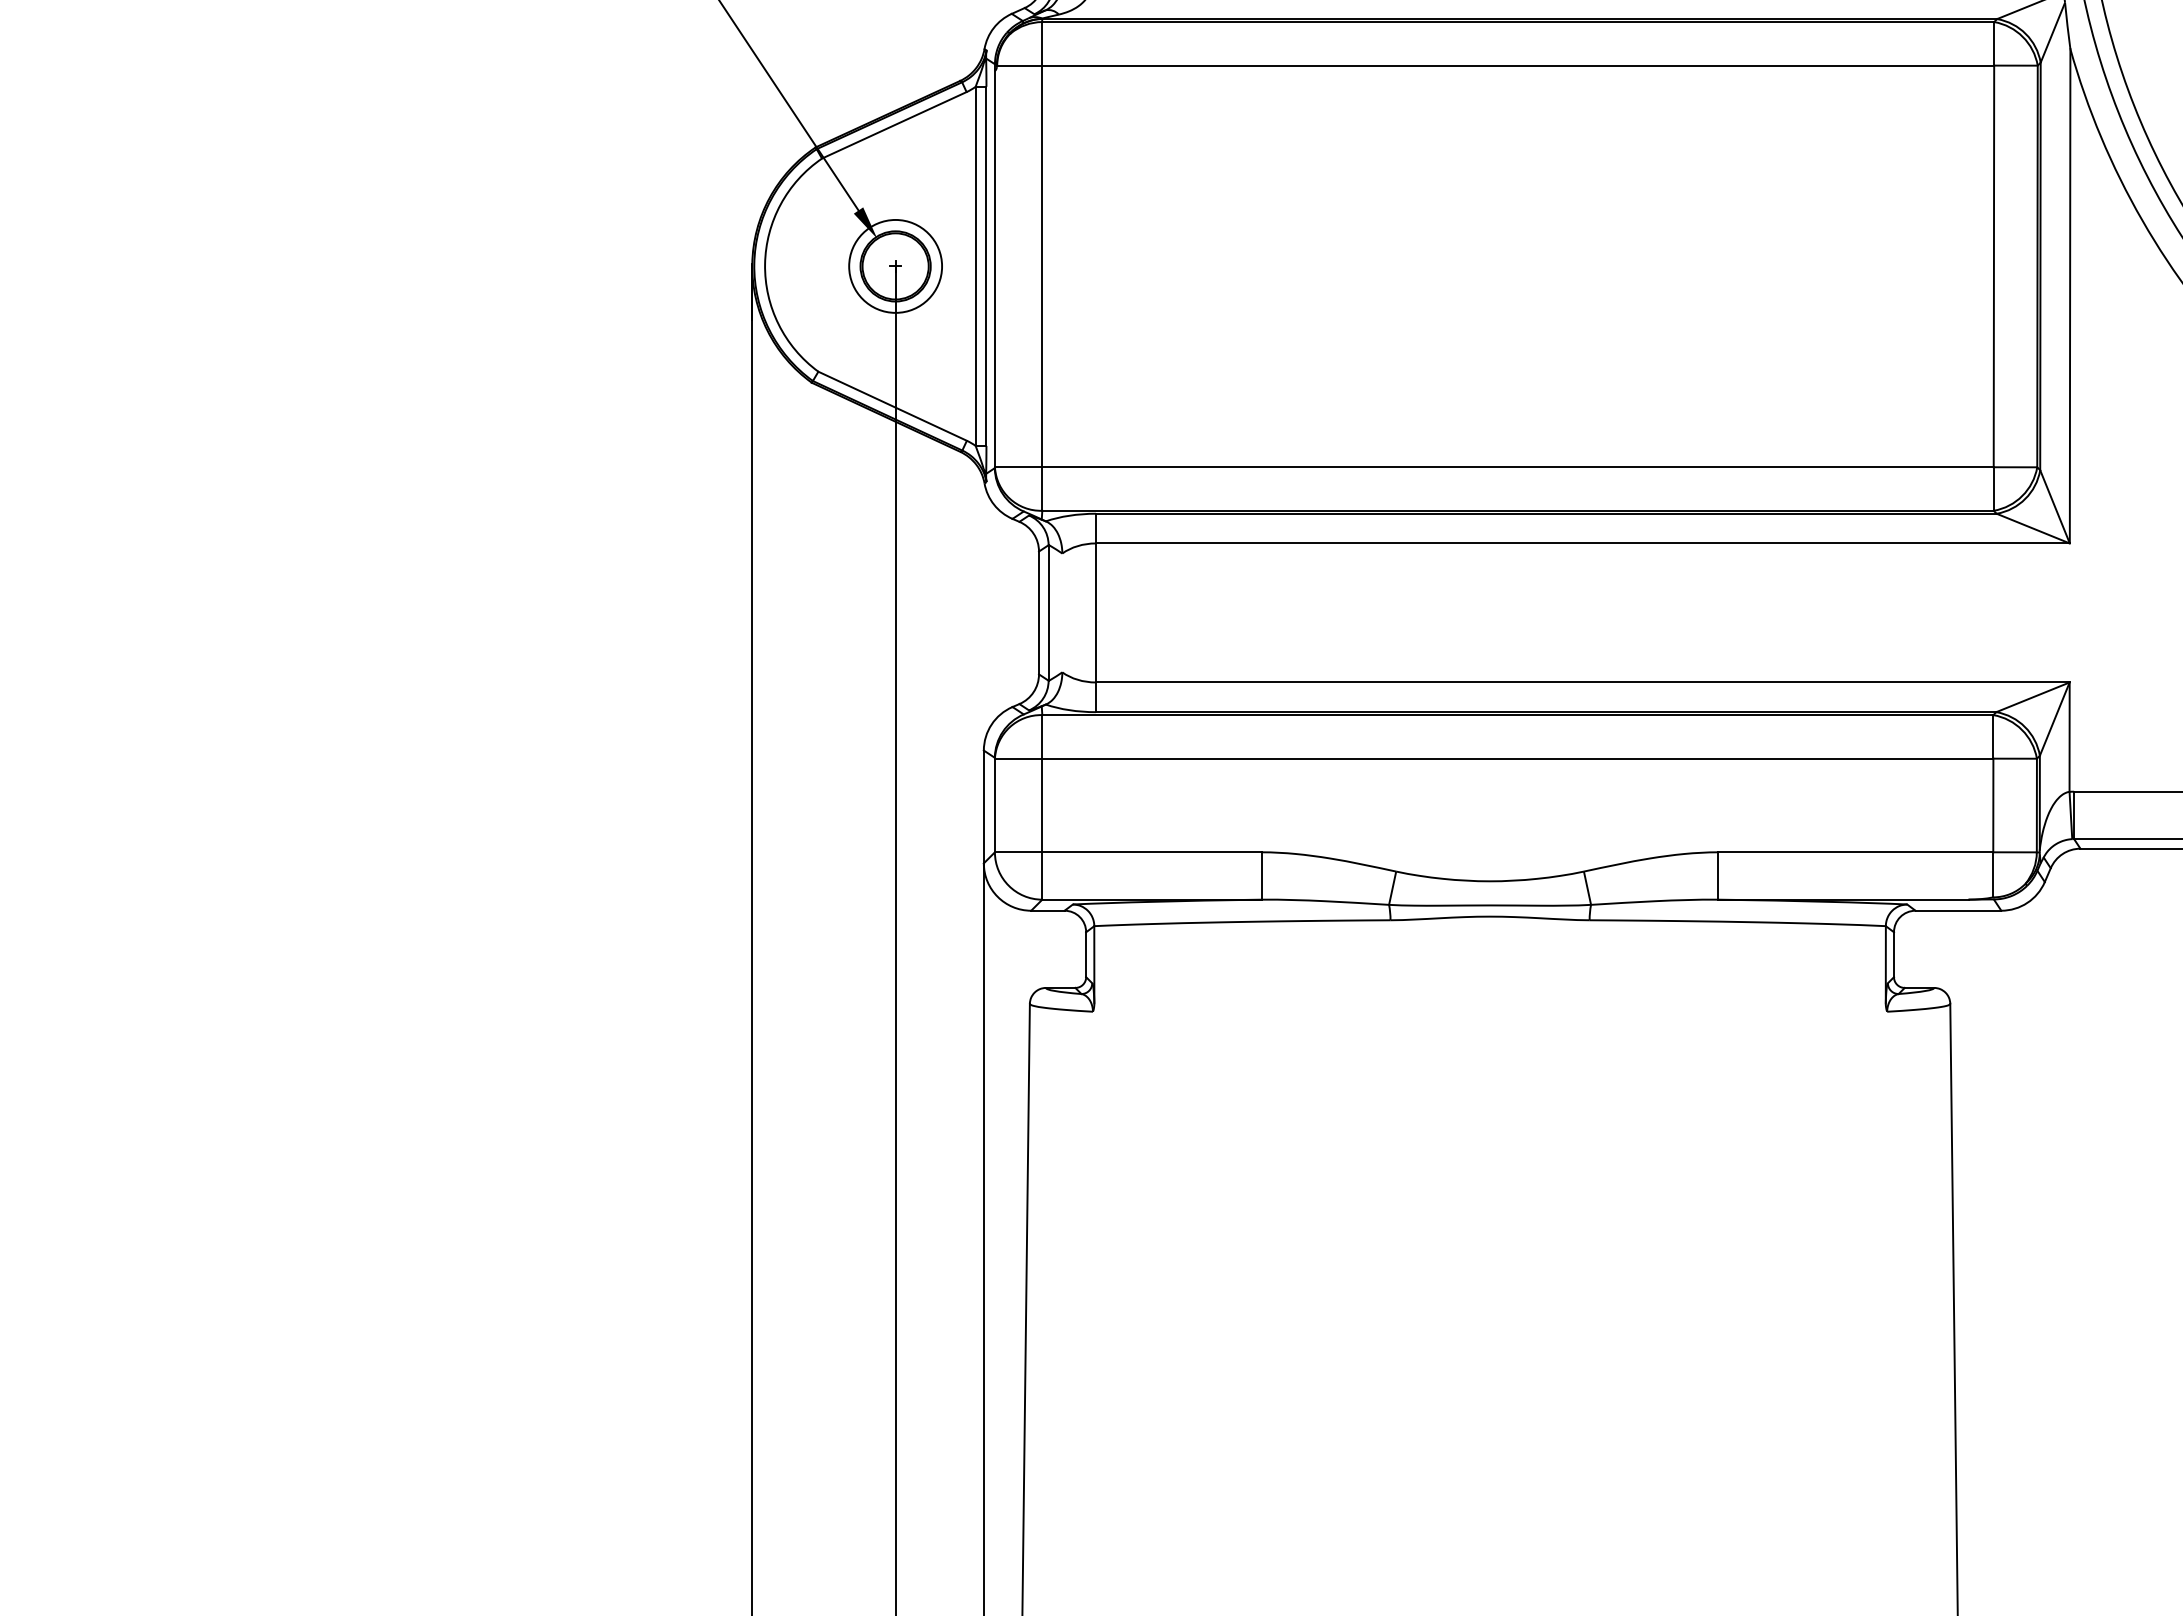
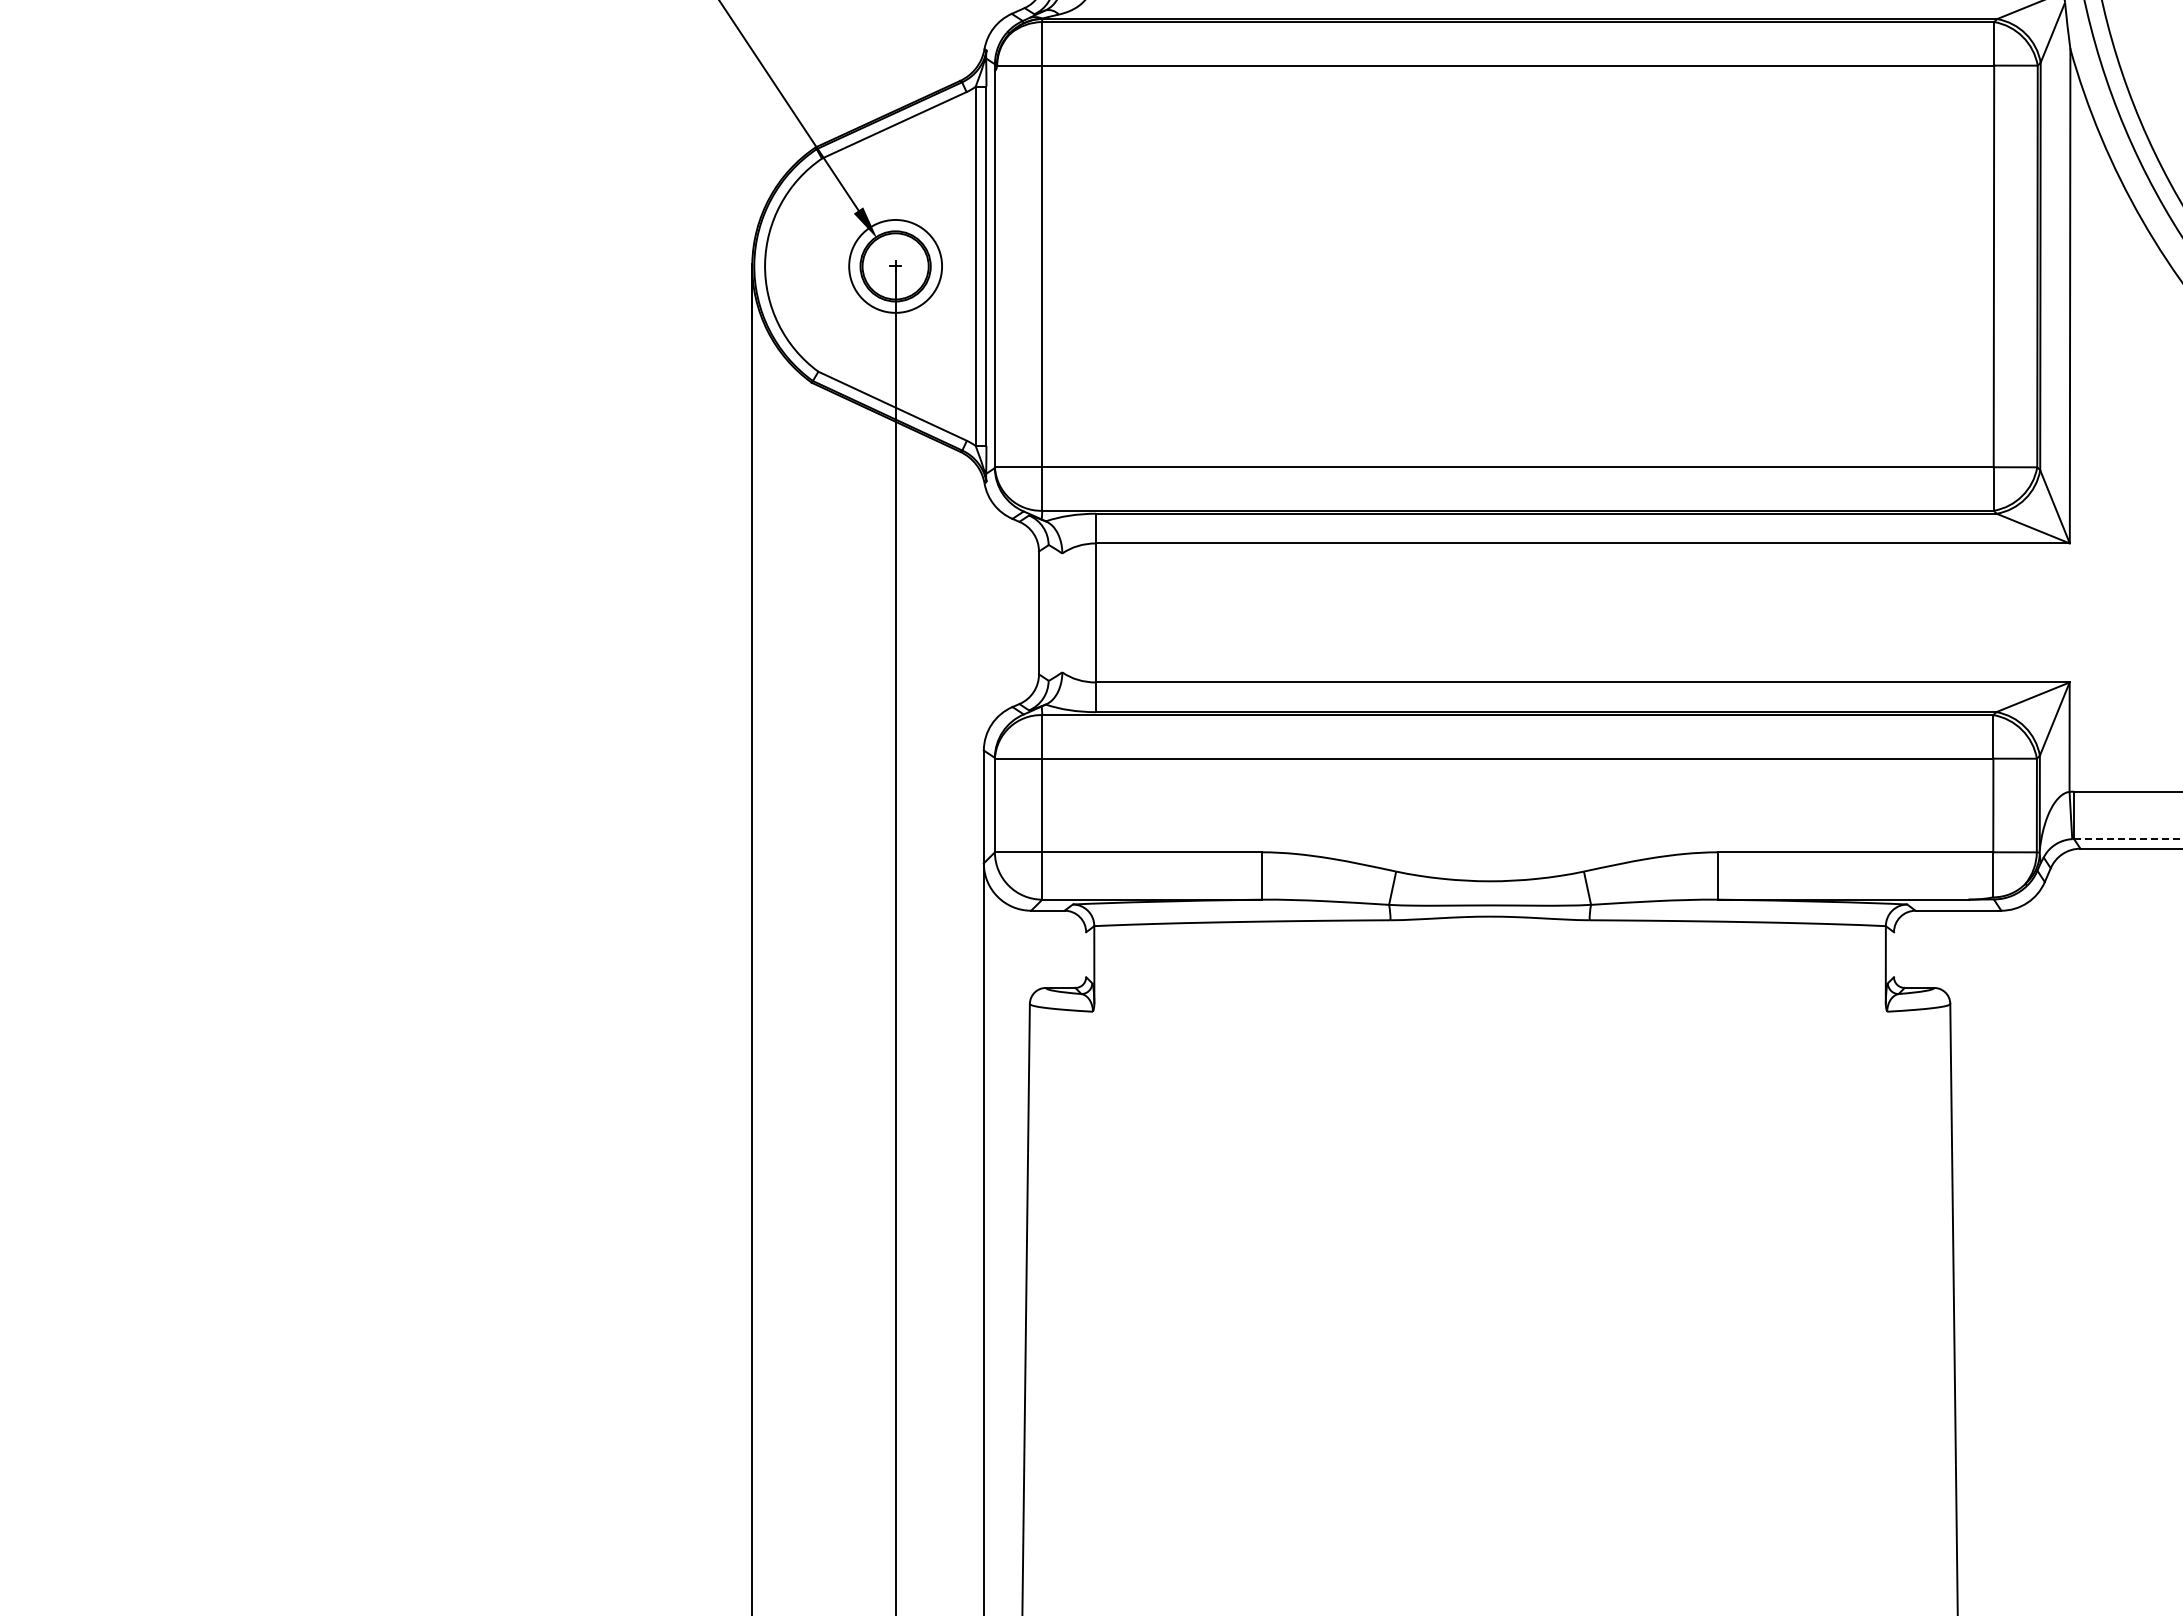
line: present -> none (1048, 612)
line: solid -> dashed (2128, 839)
line: present -> none (1086, 954)
line: present -> none (1894, 954)
